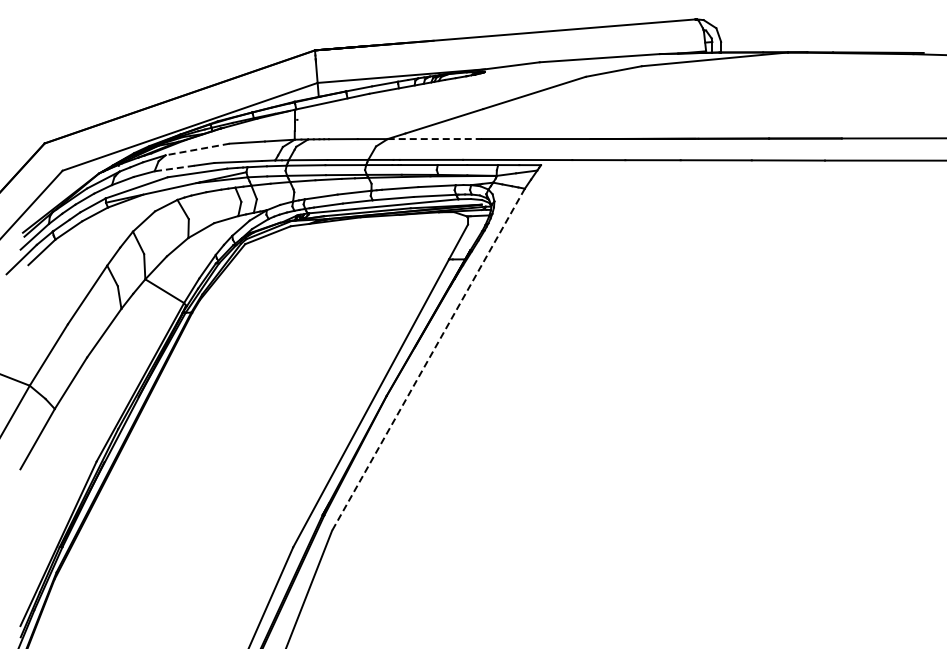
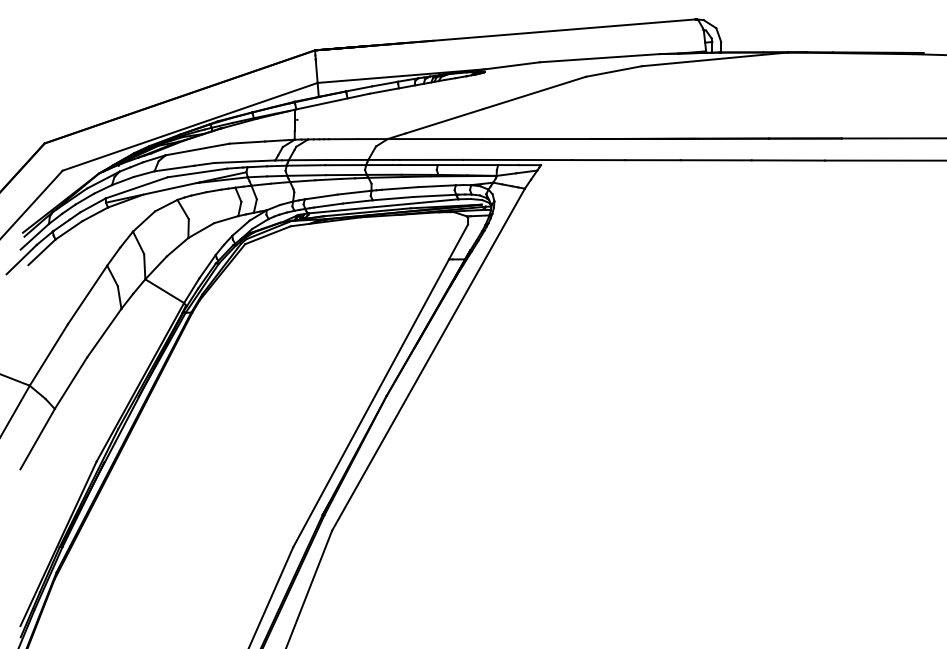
line: dashed -> solid (435, 139)
line: dashed -> solid (197, 149)
line: dashed -> solid (174, 168)
line: dashed -> solid (428, 360)
